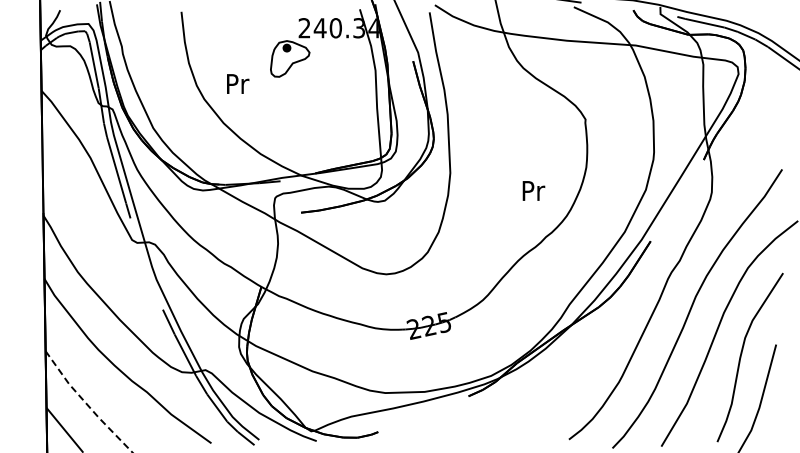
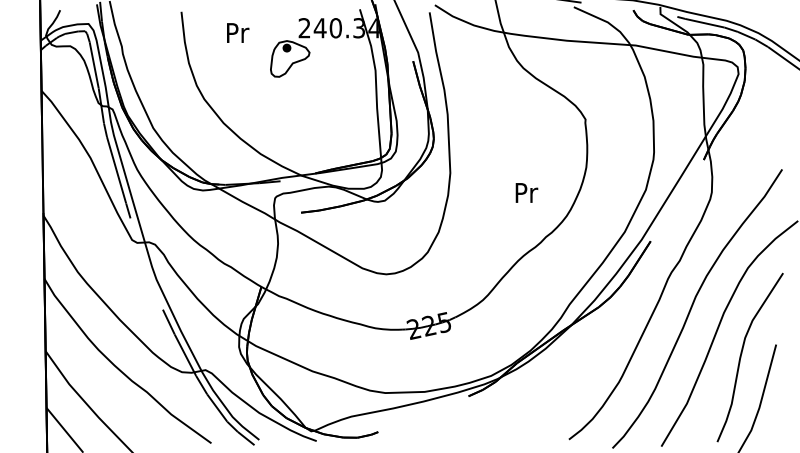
text position: (238, 83) -> (238, 32) (238, 32)
text position: (533, 190) -> (526, 192) (526, 192)
line: dashed -> solid (86, 404)
